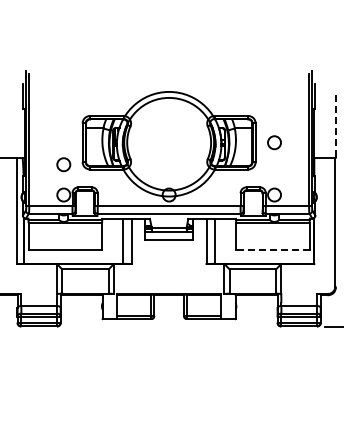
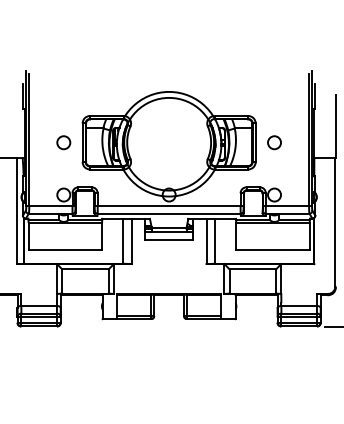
line: dashed -> solid (335, 126)
circle position: (63, 164) -> (63, 142) (63, 142)
line: dashed -> solid (272, 250)
